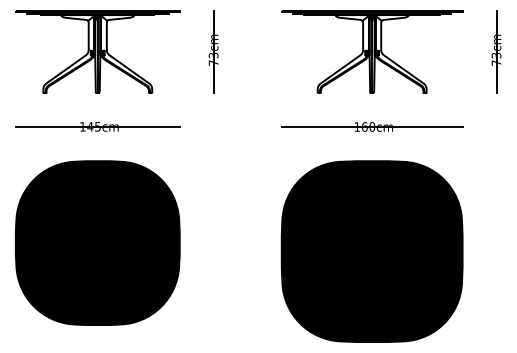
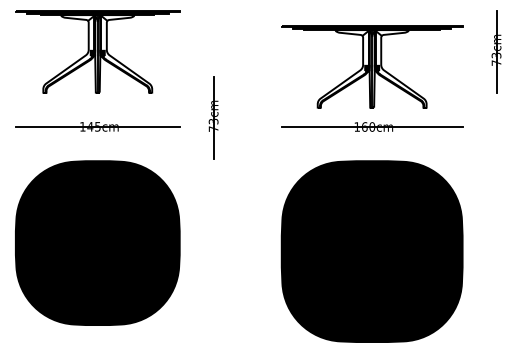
part position: (213, 51) -> (213, 117) (213, 117)
part position: (372, 51) -> (372, 66) (372, 66)
